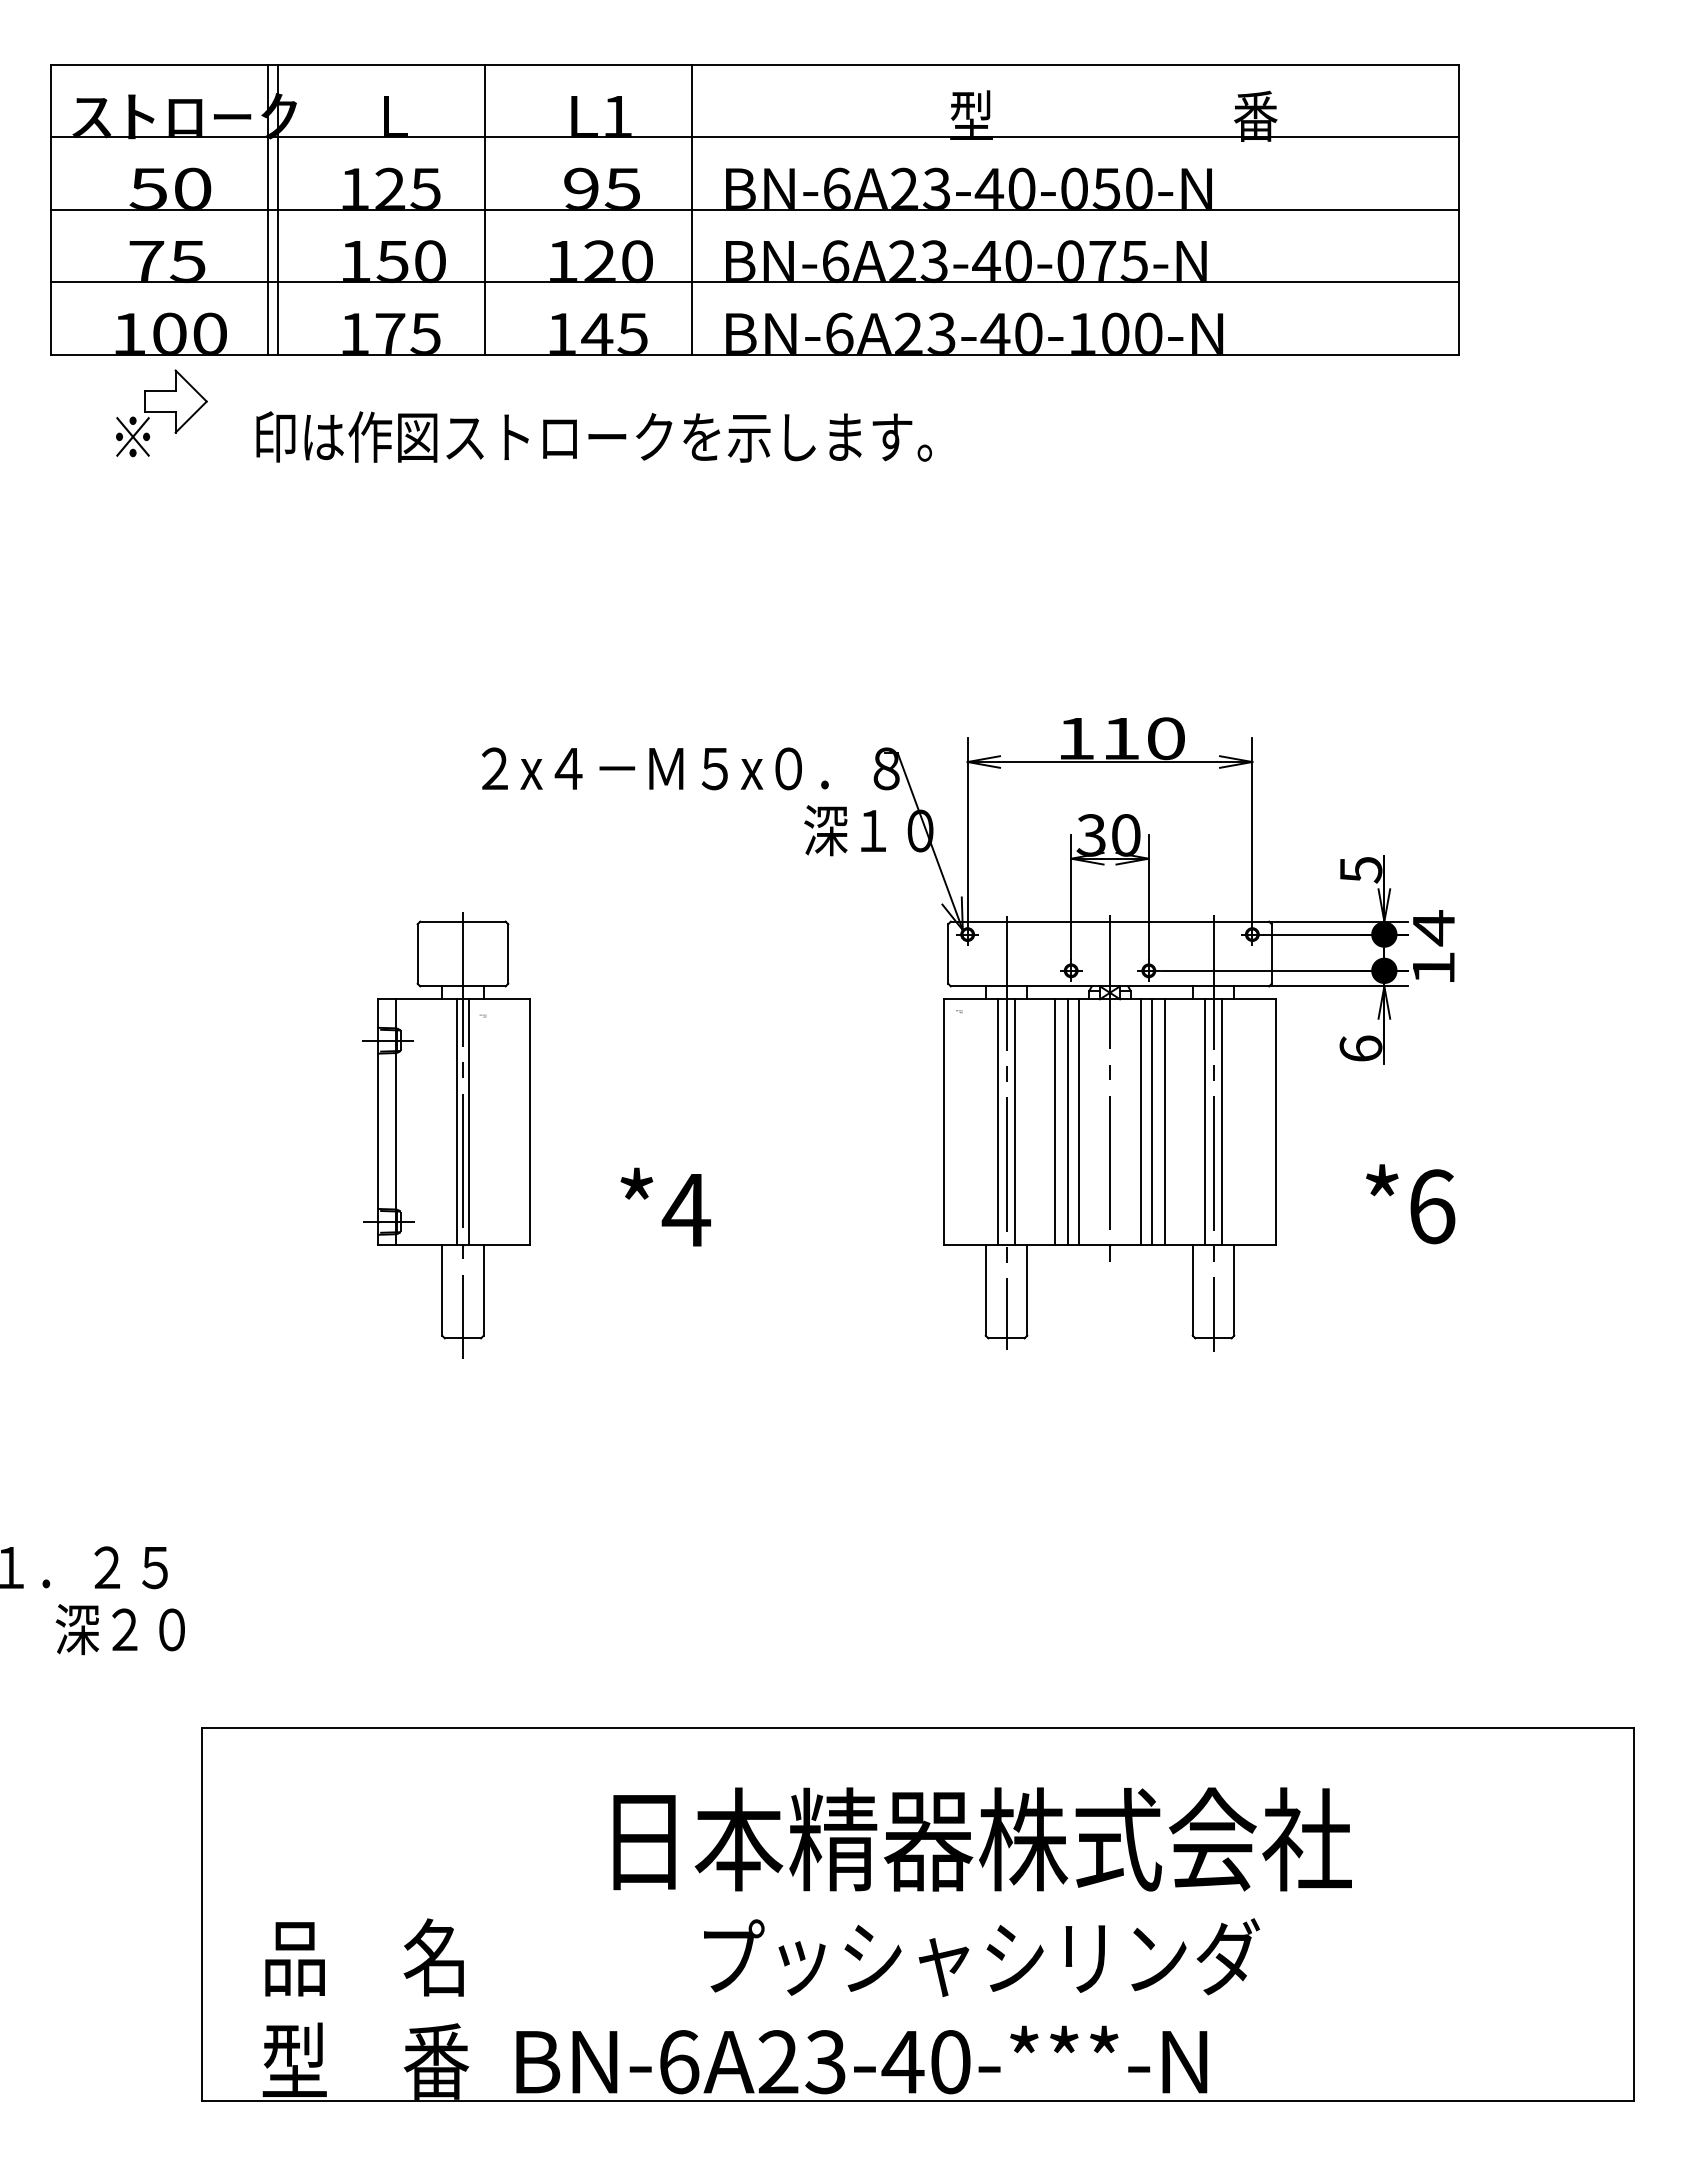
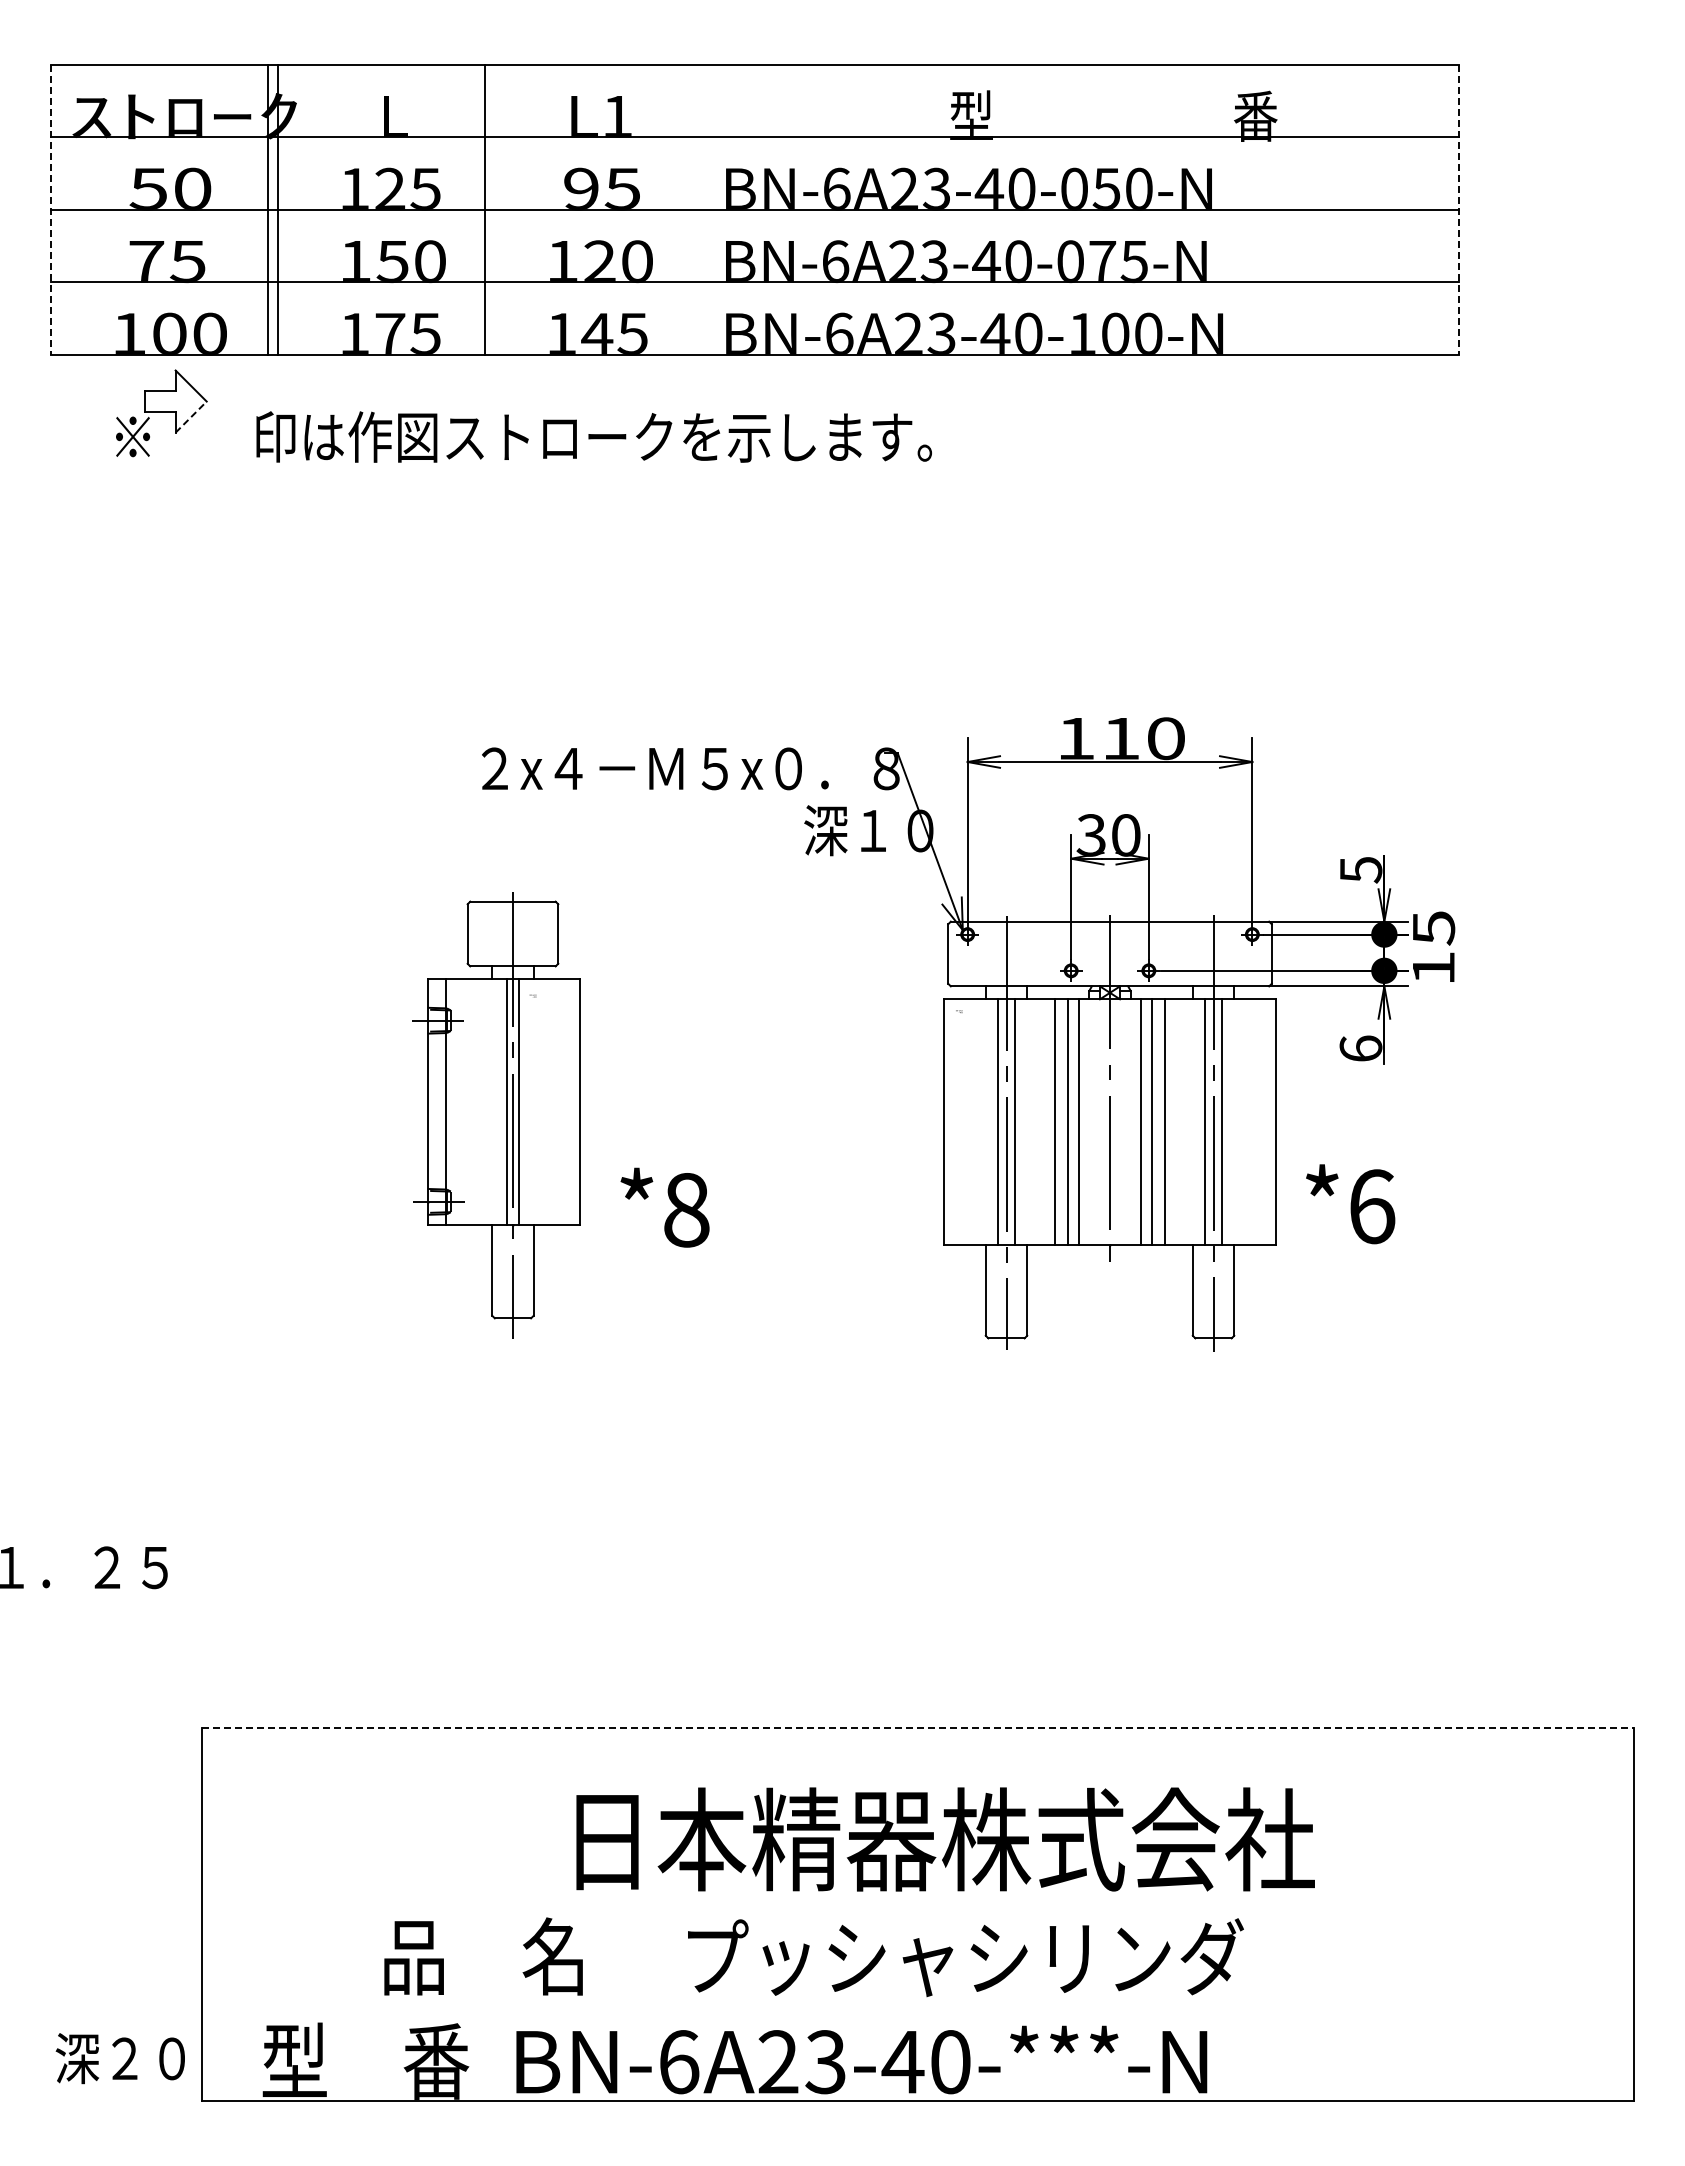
line: solid -> dashed (50, 209)
line: present -> none (692, 209)
line: solid -> dashed (1458, 209)
line: solid -> dashed (191, 417)
text: 14 -> 15 (1434, 928)
part position: (446, 1135) -> (496, 1115) (496, 1115)
text position: (1410, 1204) -> (1350, 1204) (1350, 1204)
text: *4 -> *8 (686, 1210)
text position: (119, 1629) -> (119, 2058) (119, 2058)
line: solid -> dashed (918, 1728)
text position: (982, 1839) -> (945, 1839) (945, 1839)
text position: (364, 1957) -> (483, 1956) (483, 1956)
text position: (981, 1957) -> (965, 1957) (965, 1957)
